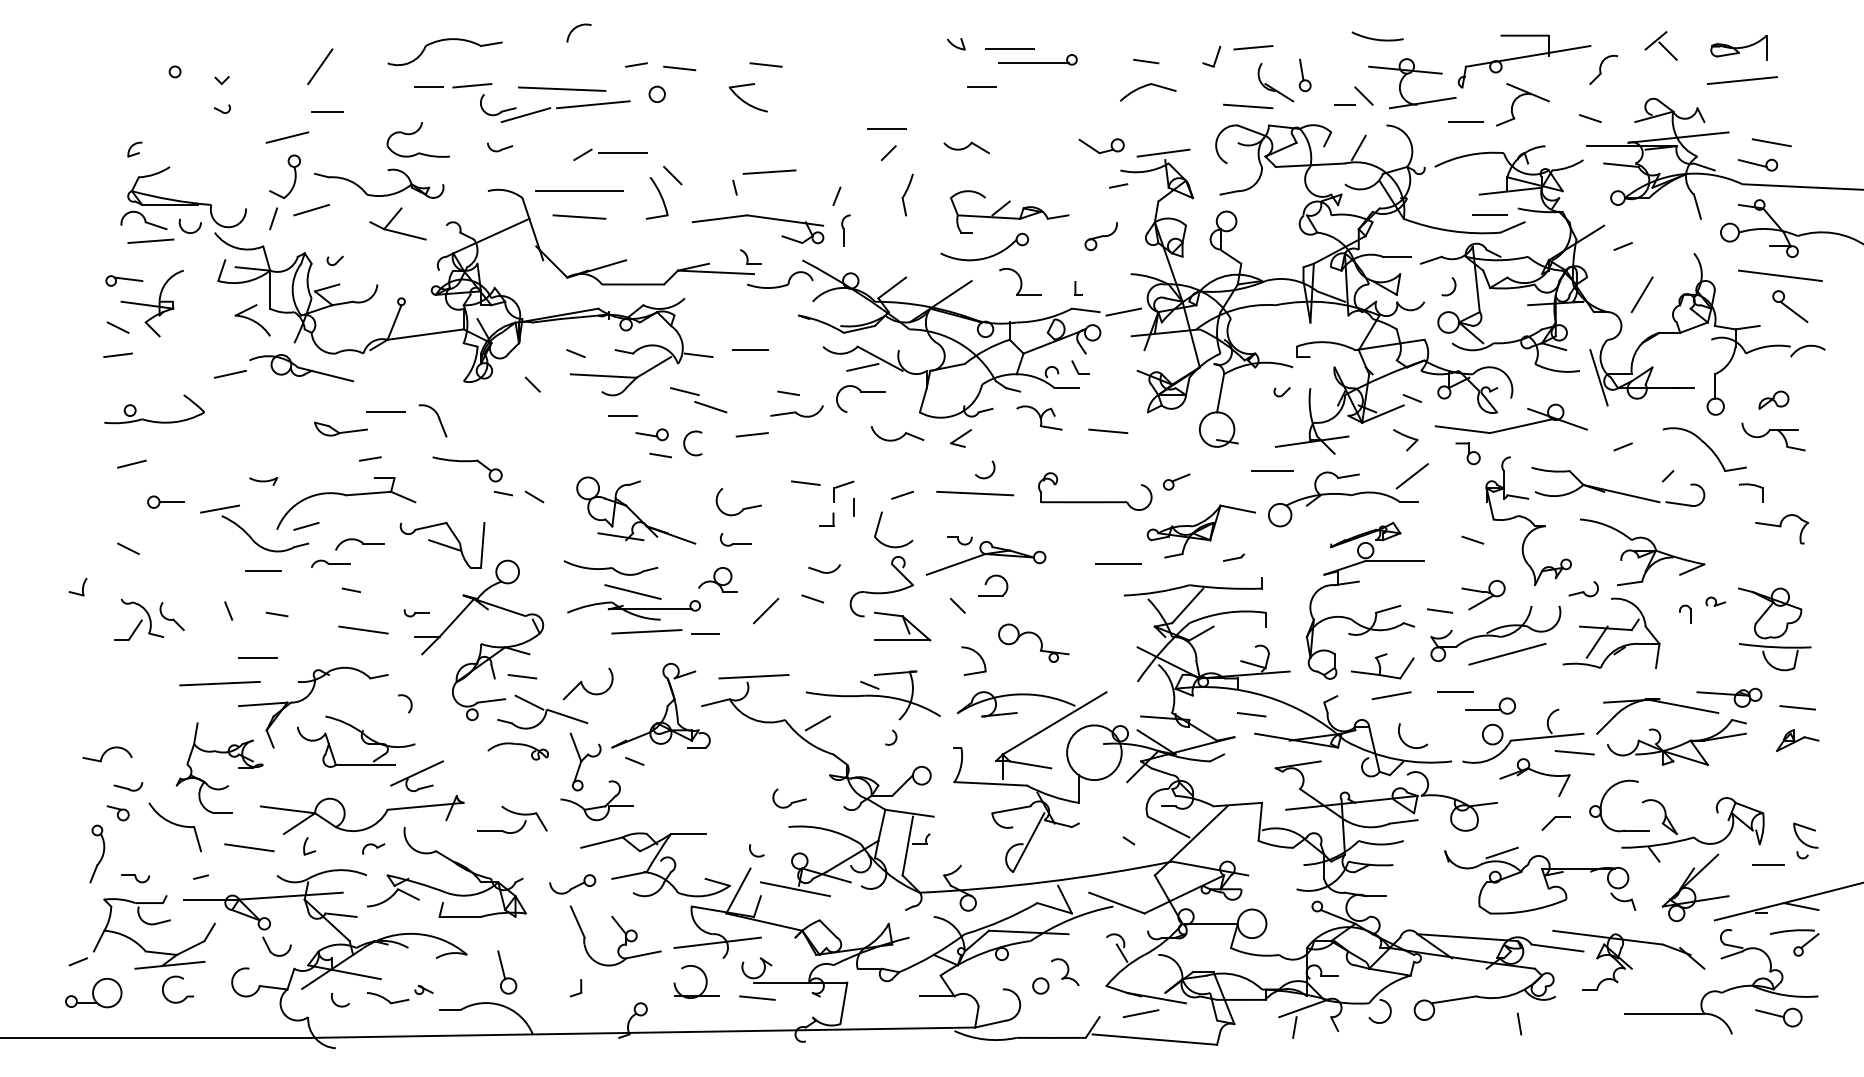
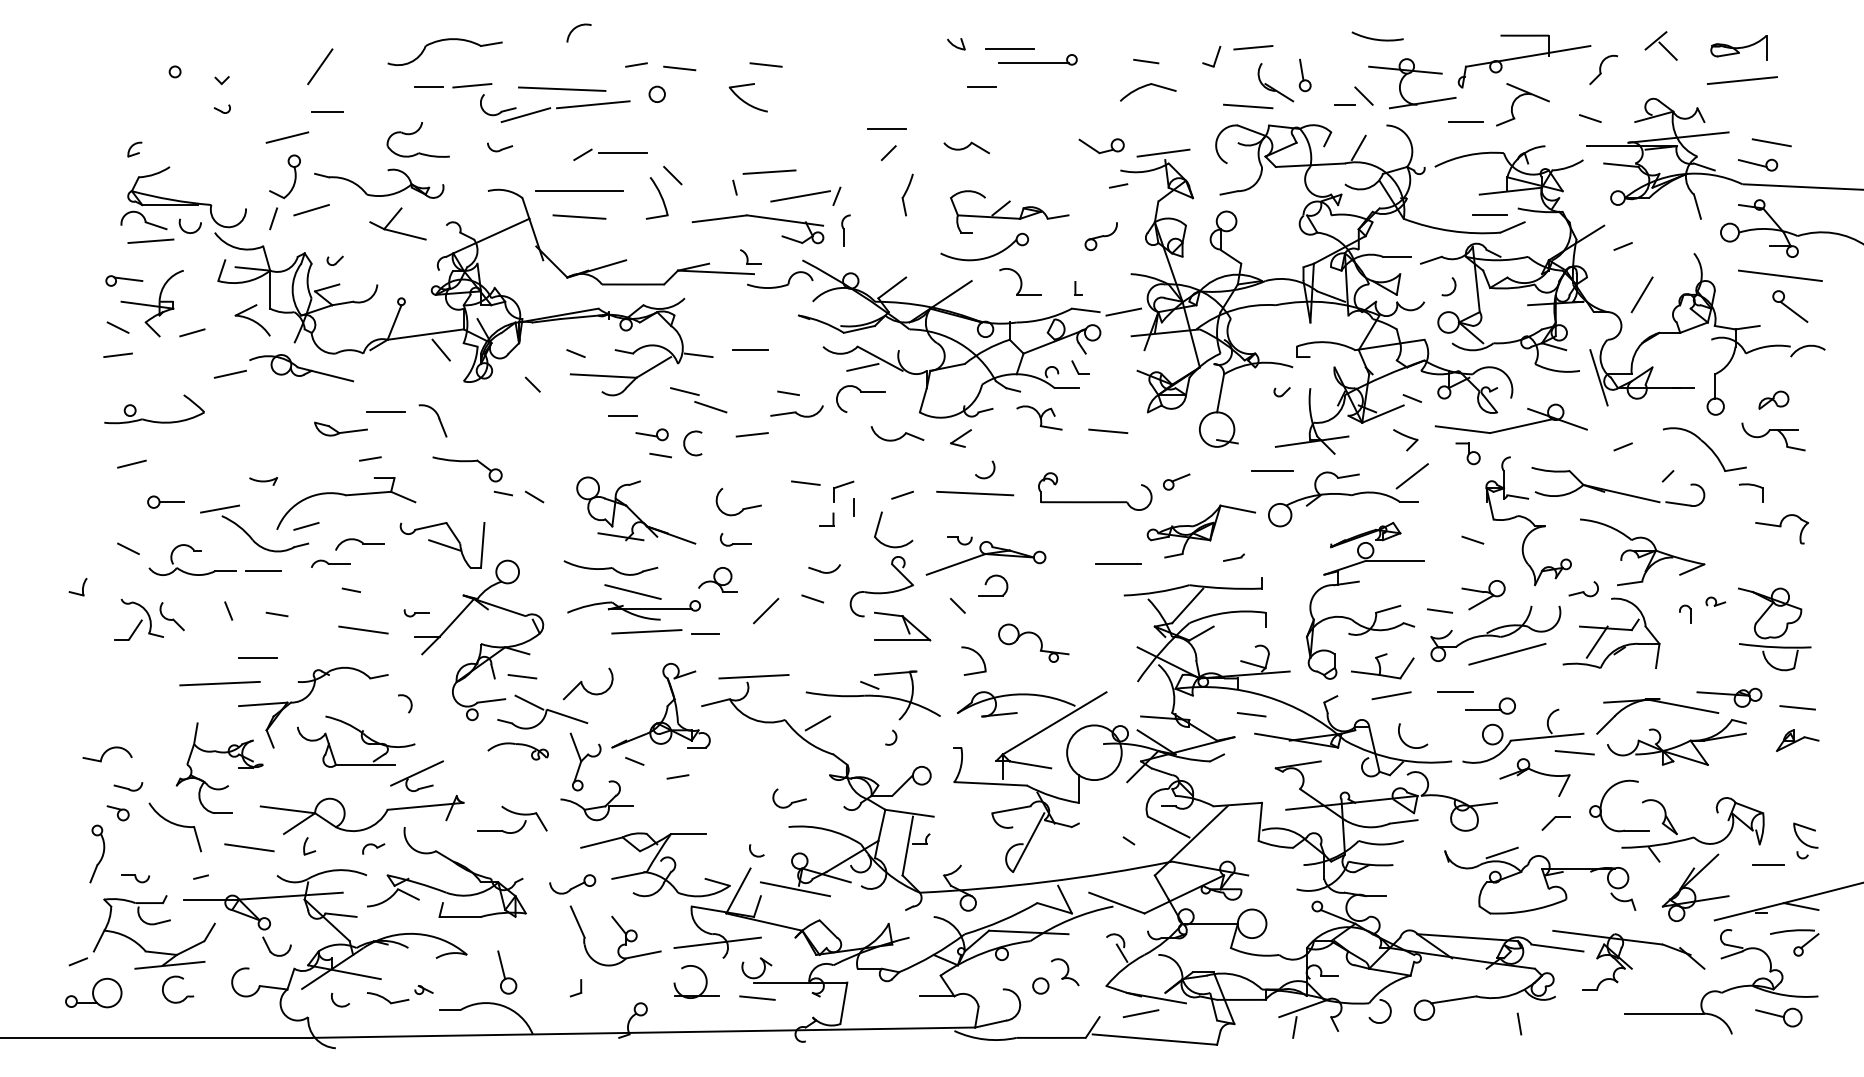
line: none -> present (800, 196)
line: none -> present (192, 332)
line: none -> present (440, 349)
part: none -> present (193, 551)
line: none -> present (677, 776)
